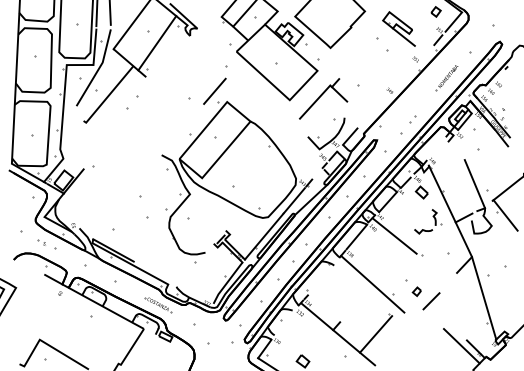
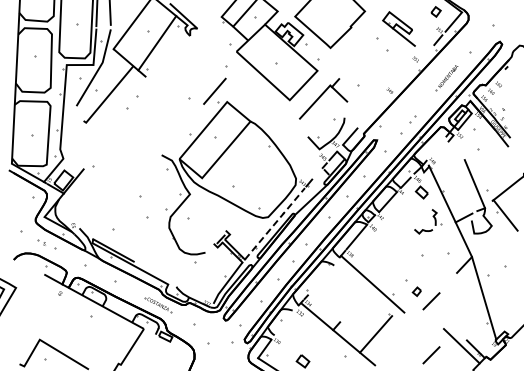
line: solid -> dashed (274, 223)
line: present -> none (394, 235)
line: none -> present (431, 355)
